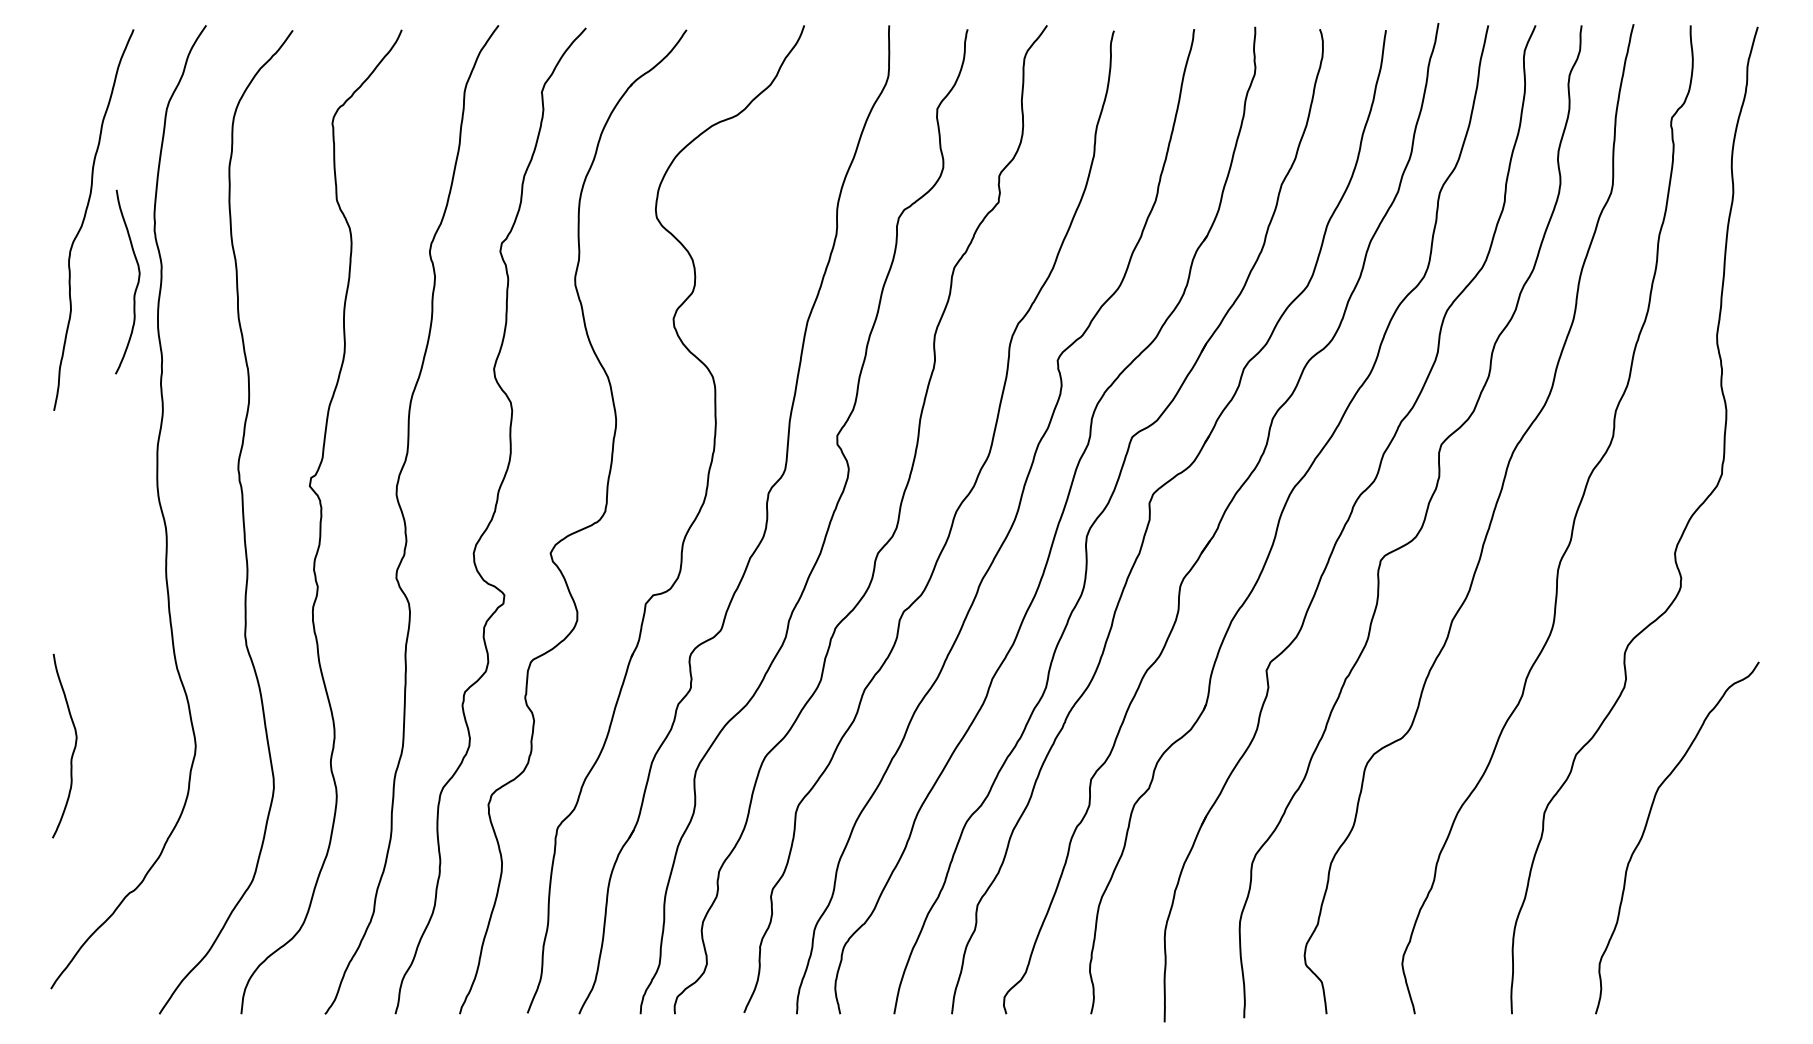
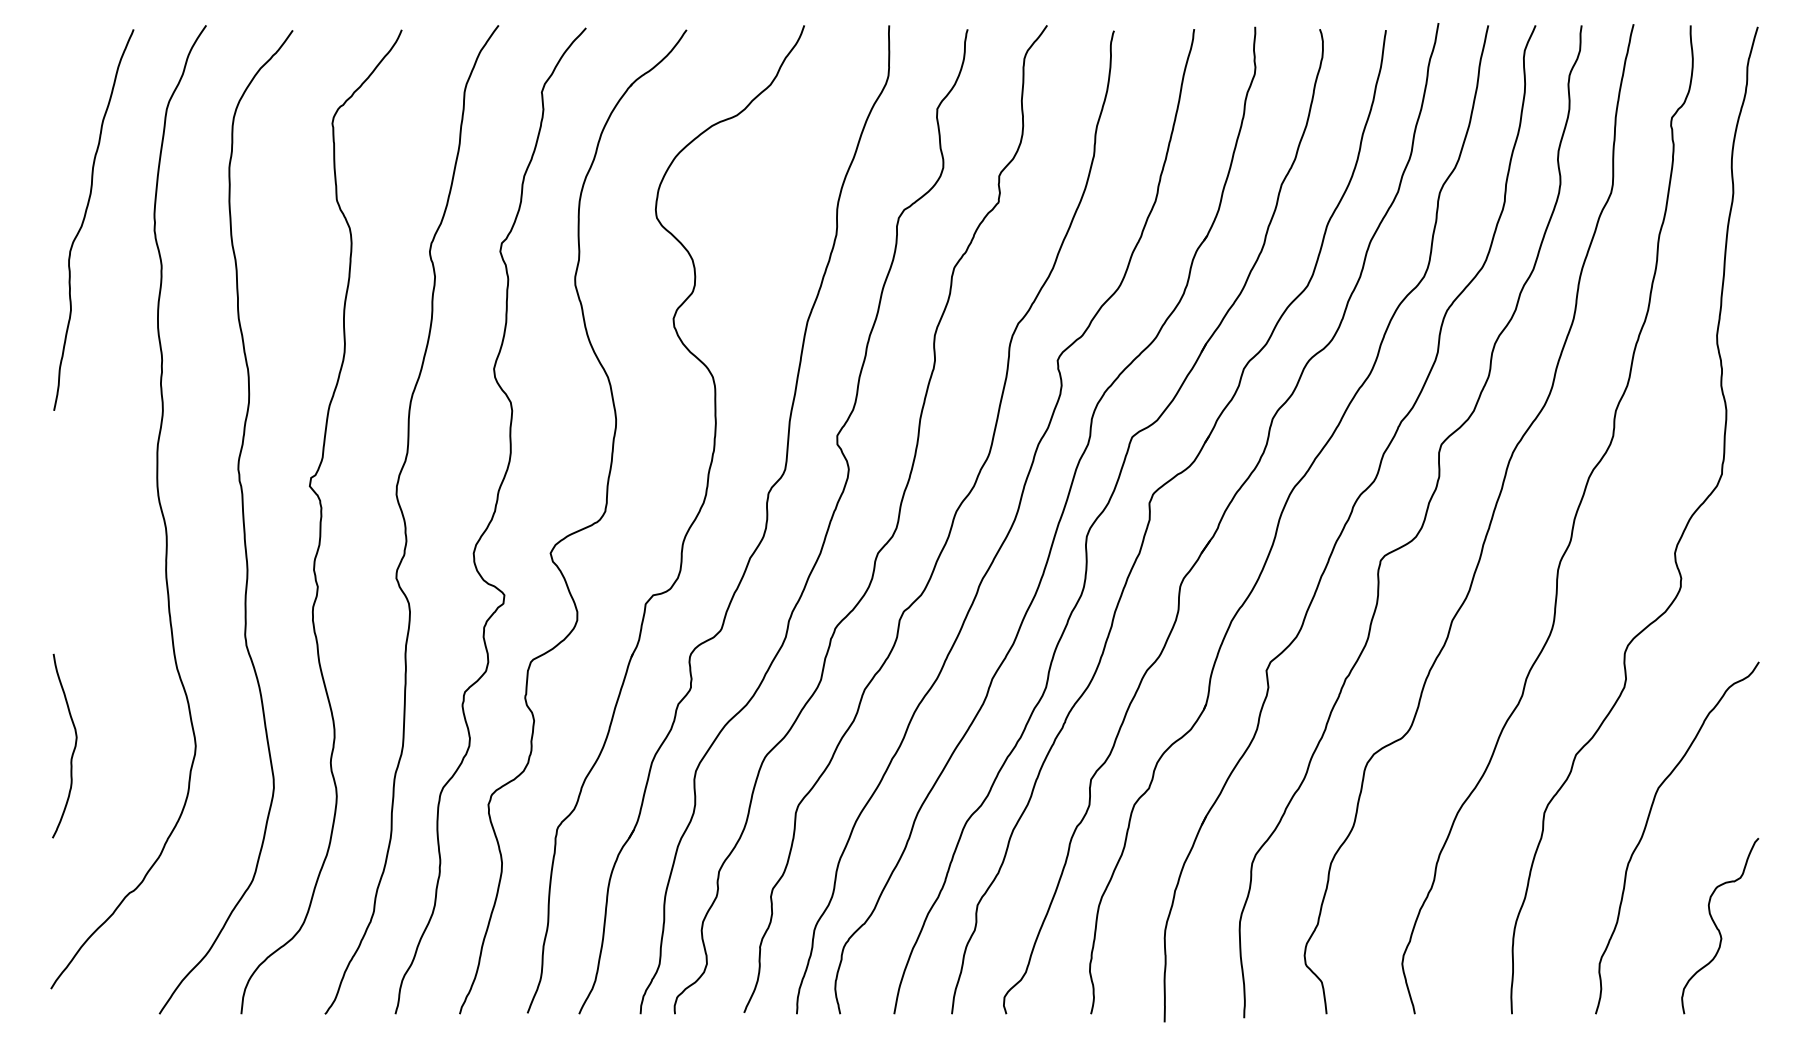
curve: present -> none (136, 284)
curve: none -> present (1717, 926)
